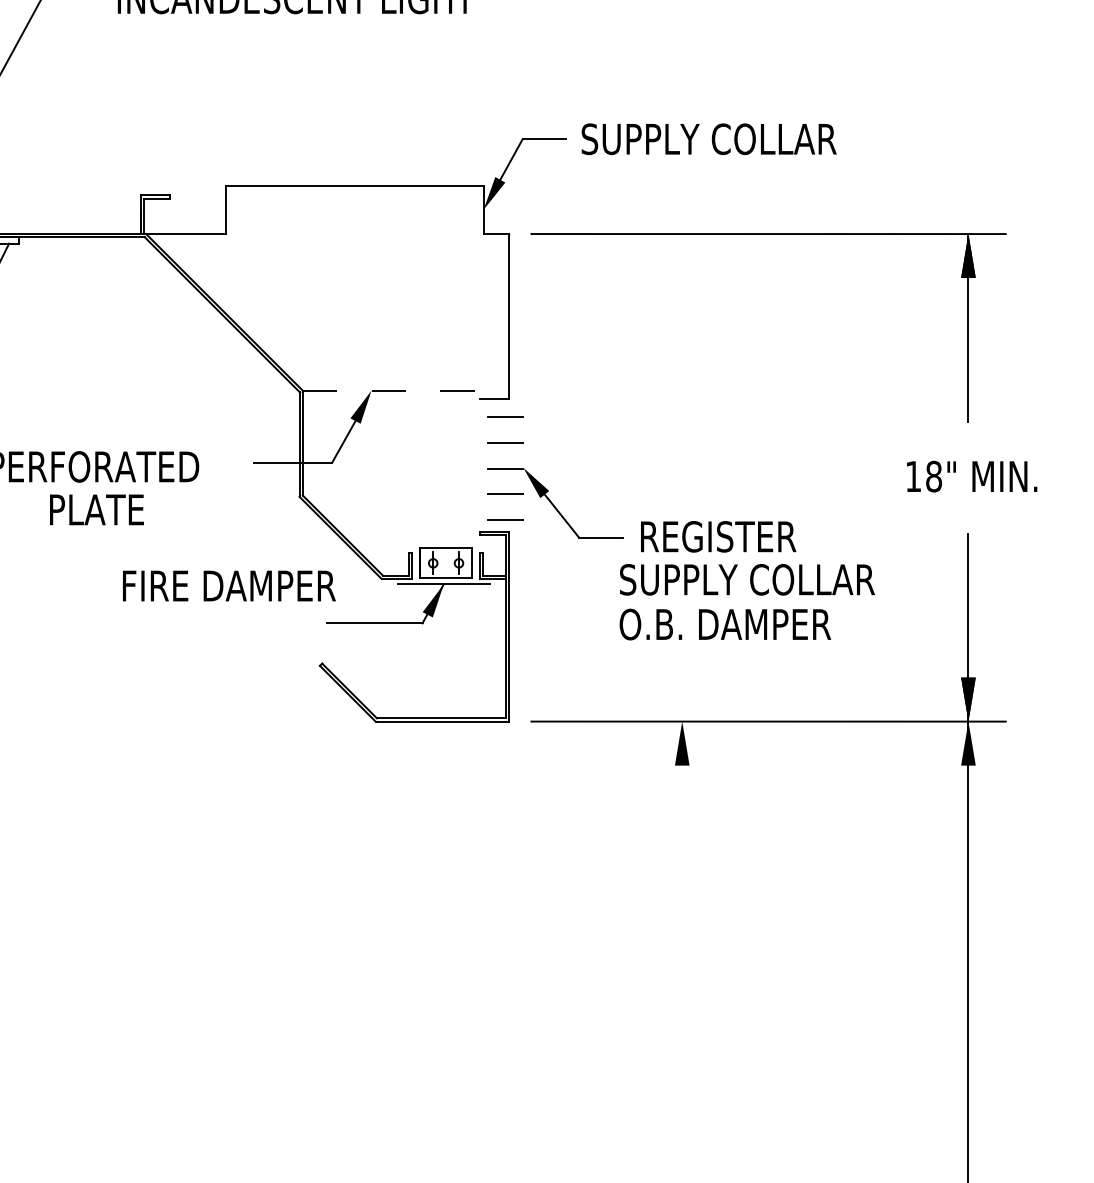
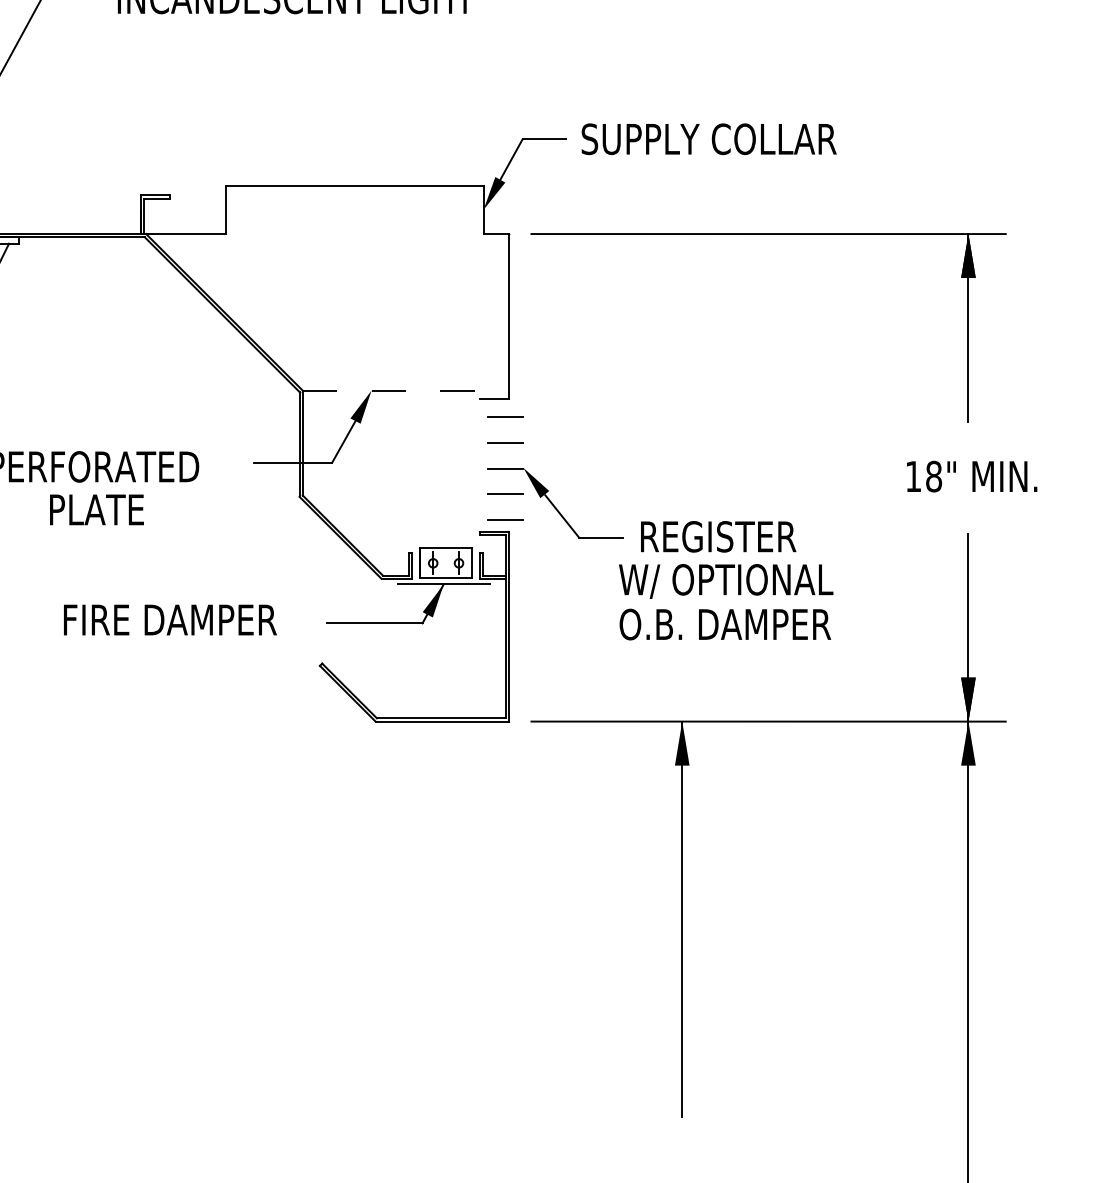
text: SUPPLY COLLAR -> W/ OPTIONAL (746, 581)
text position: (229, 585) -> (170, 619) (170, 619)
line: none -> present (682, 918)
